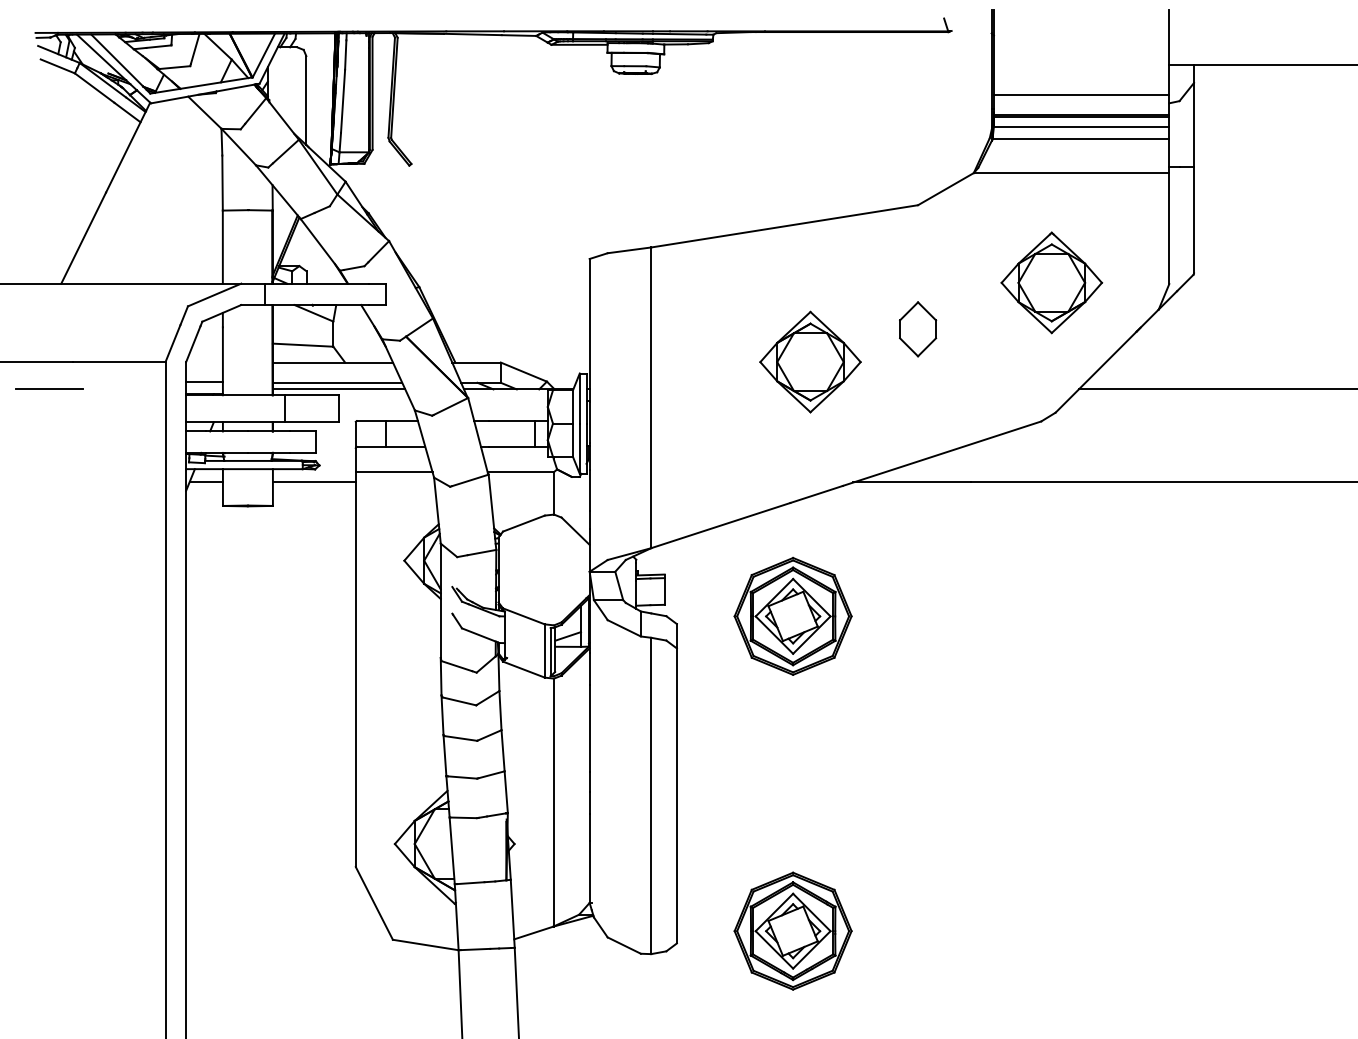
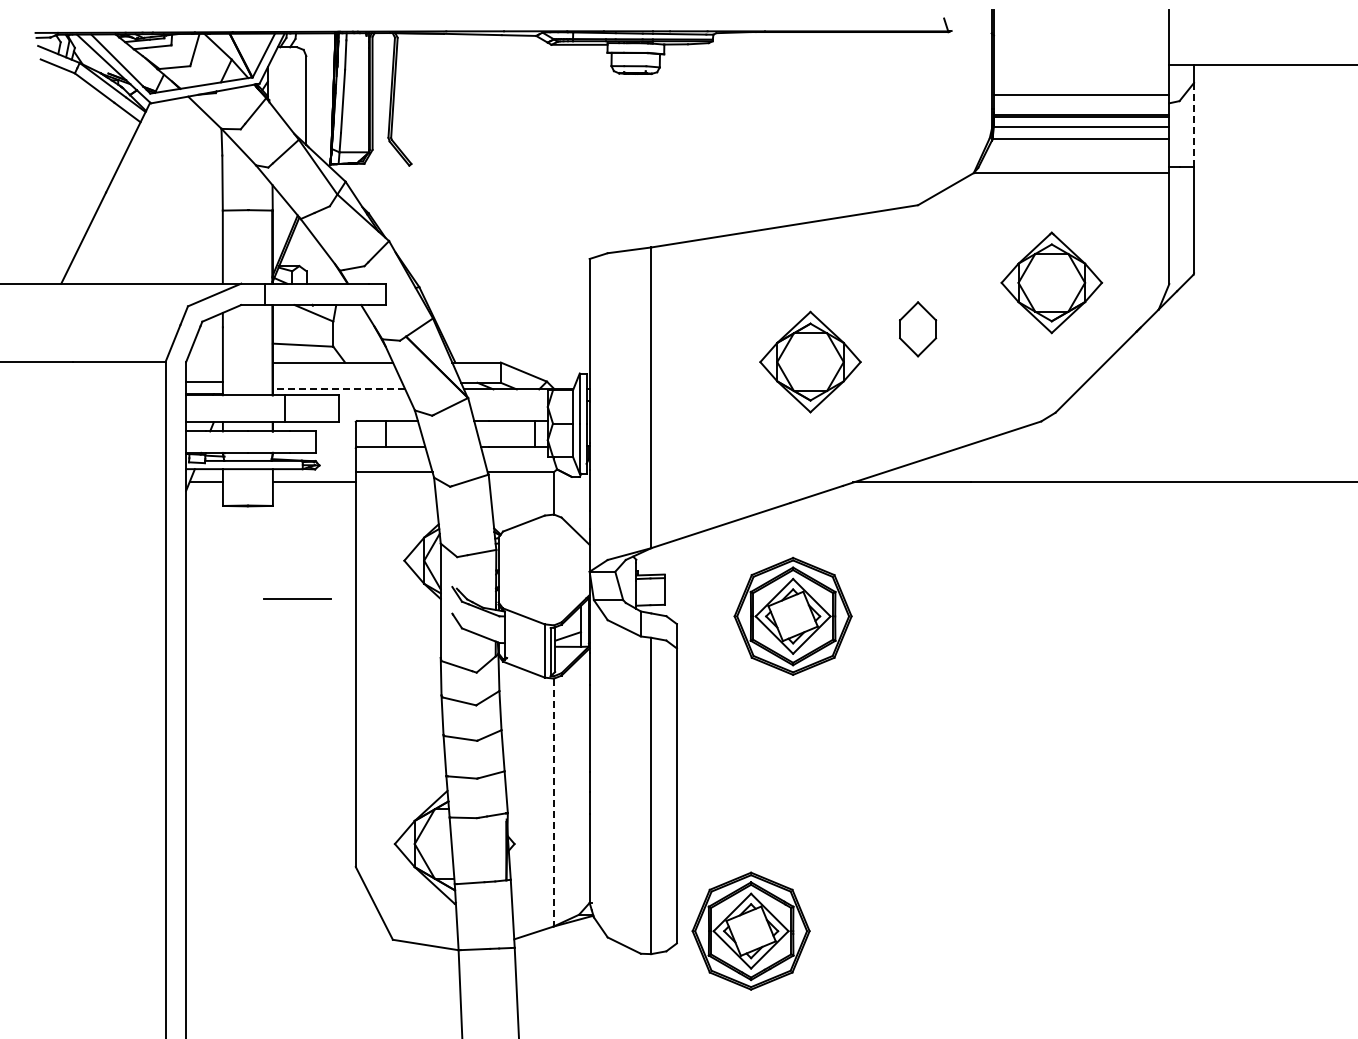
line: solid -> dashed (1194, 124)
line: present -> none (337, 382)
line position: (49, 388) -> (297, 598) (297, 598)
line: solid -> dashed (338, 389)
line: present -> none (1216, 389)
line: solid -> dashed (553, 802)
part position: (792, 930) -> (750, 930) (750, 930)
